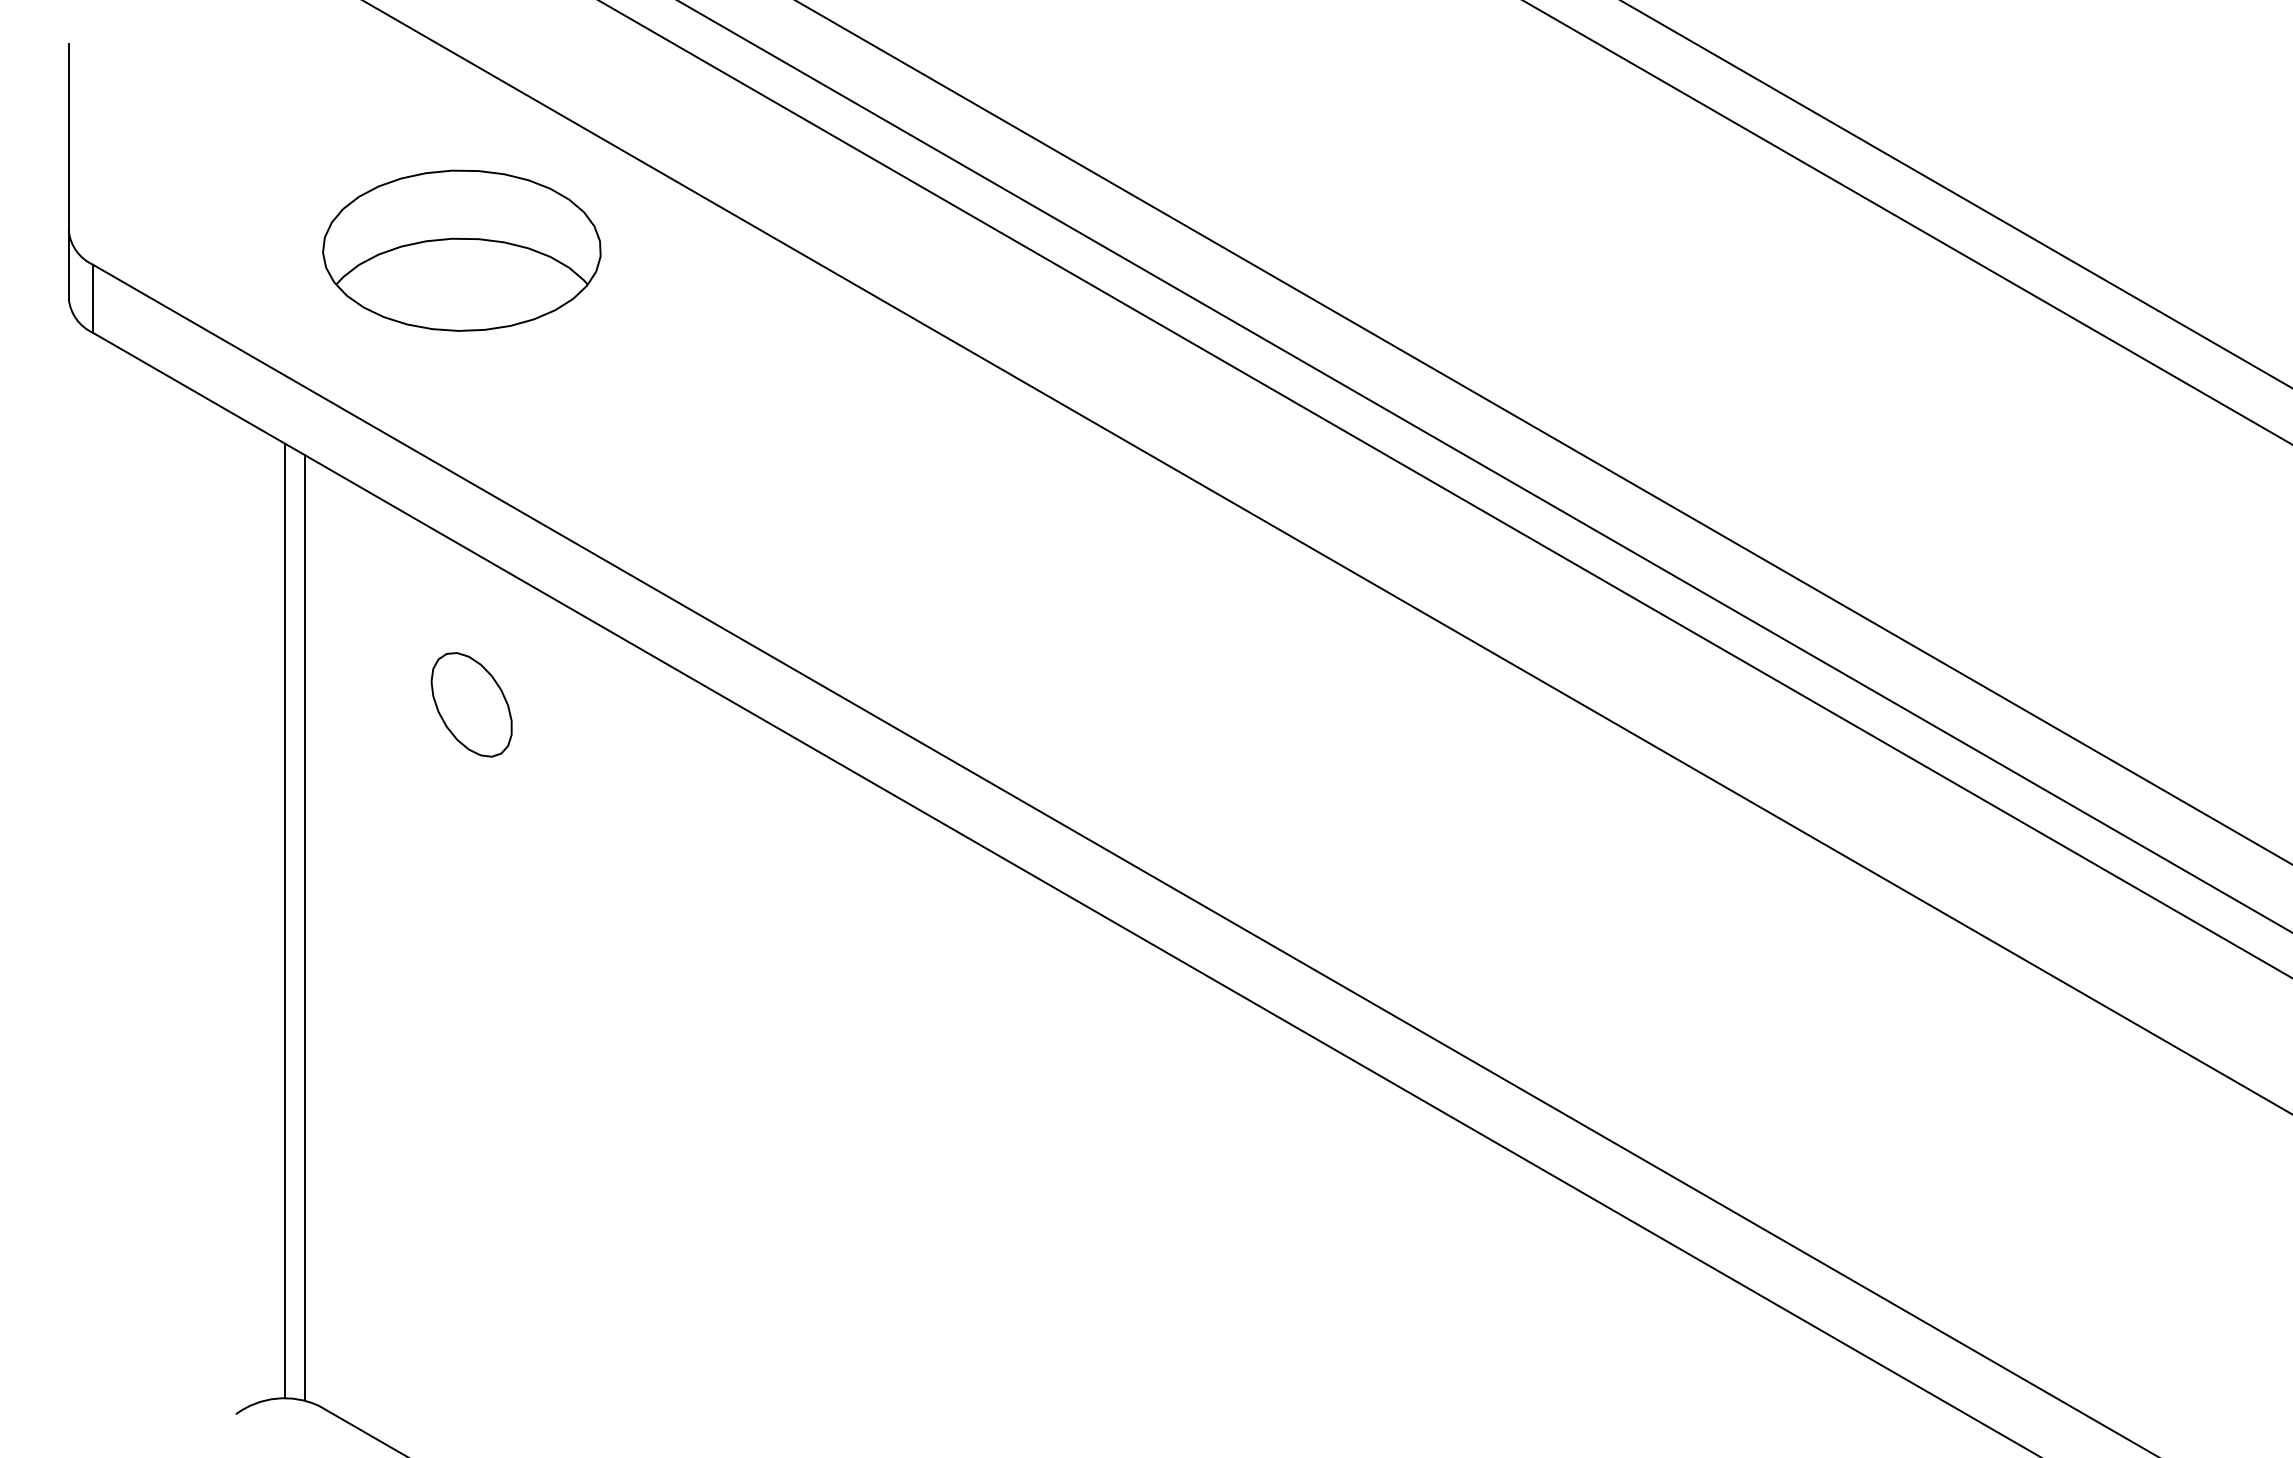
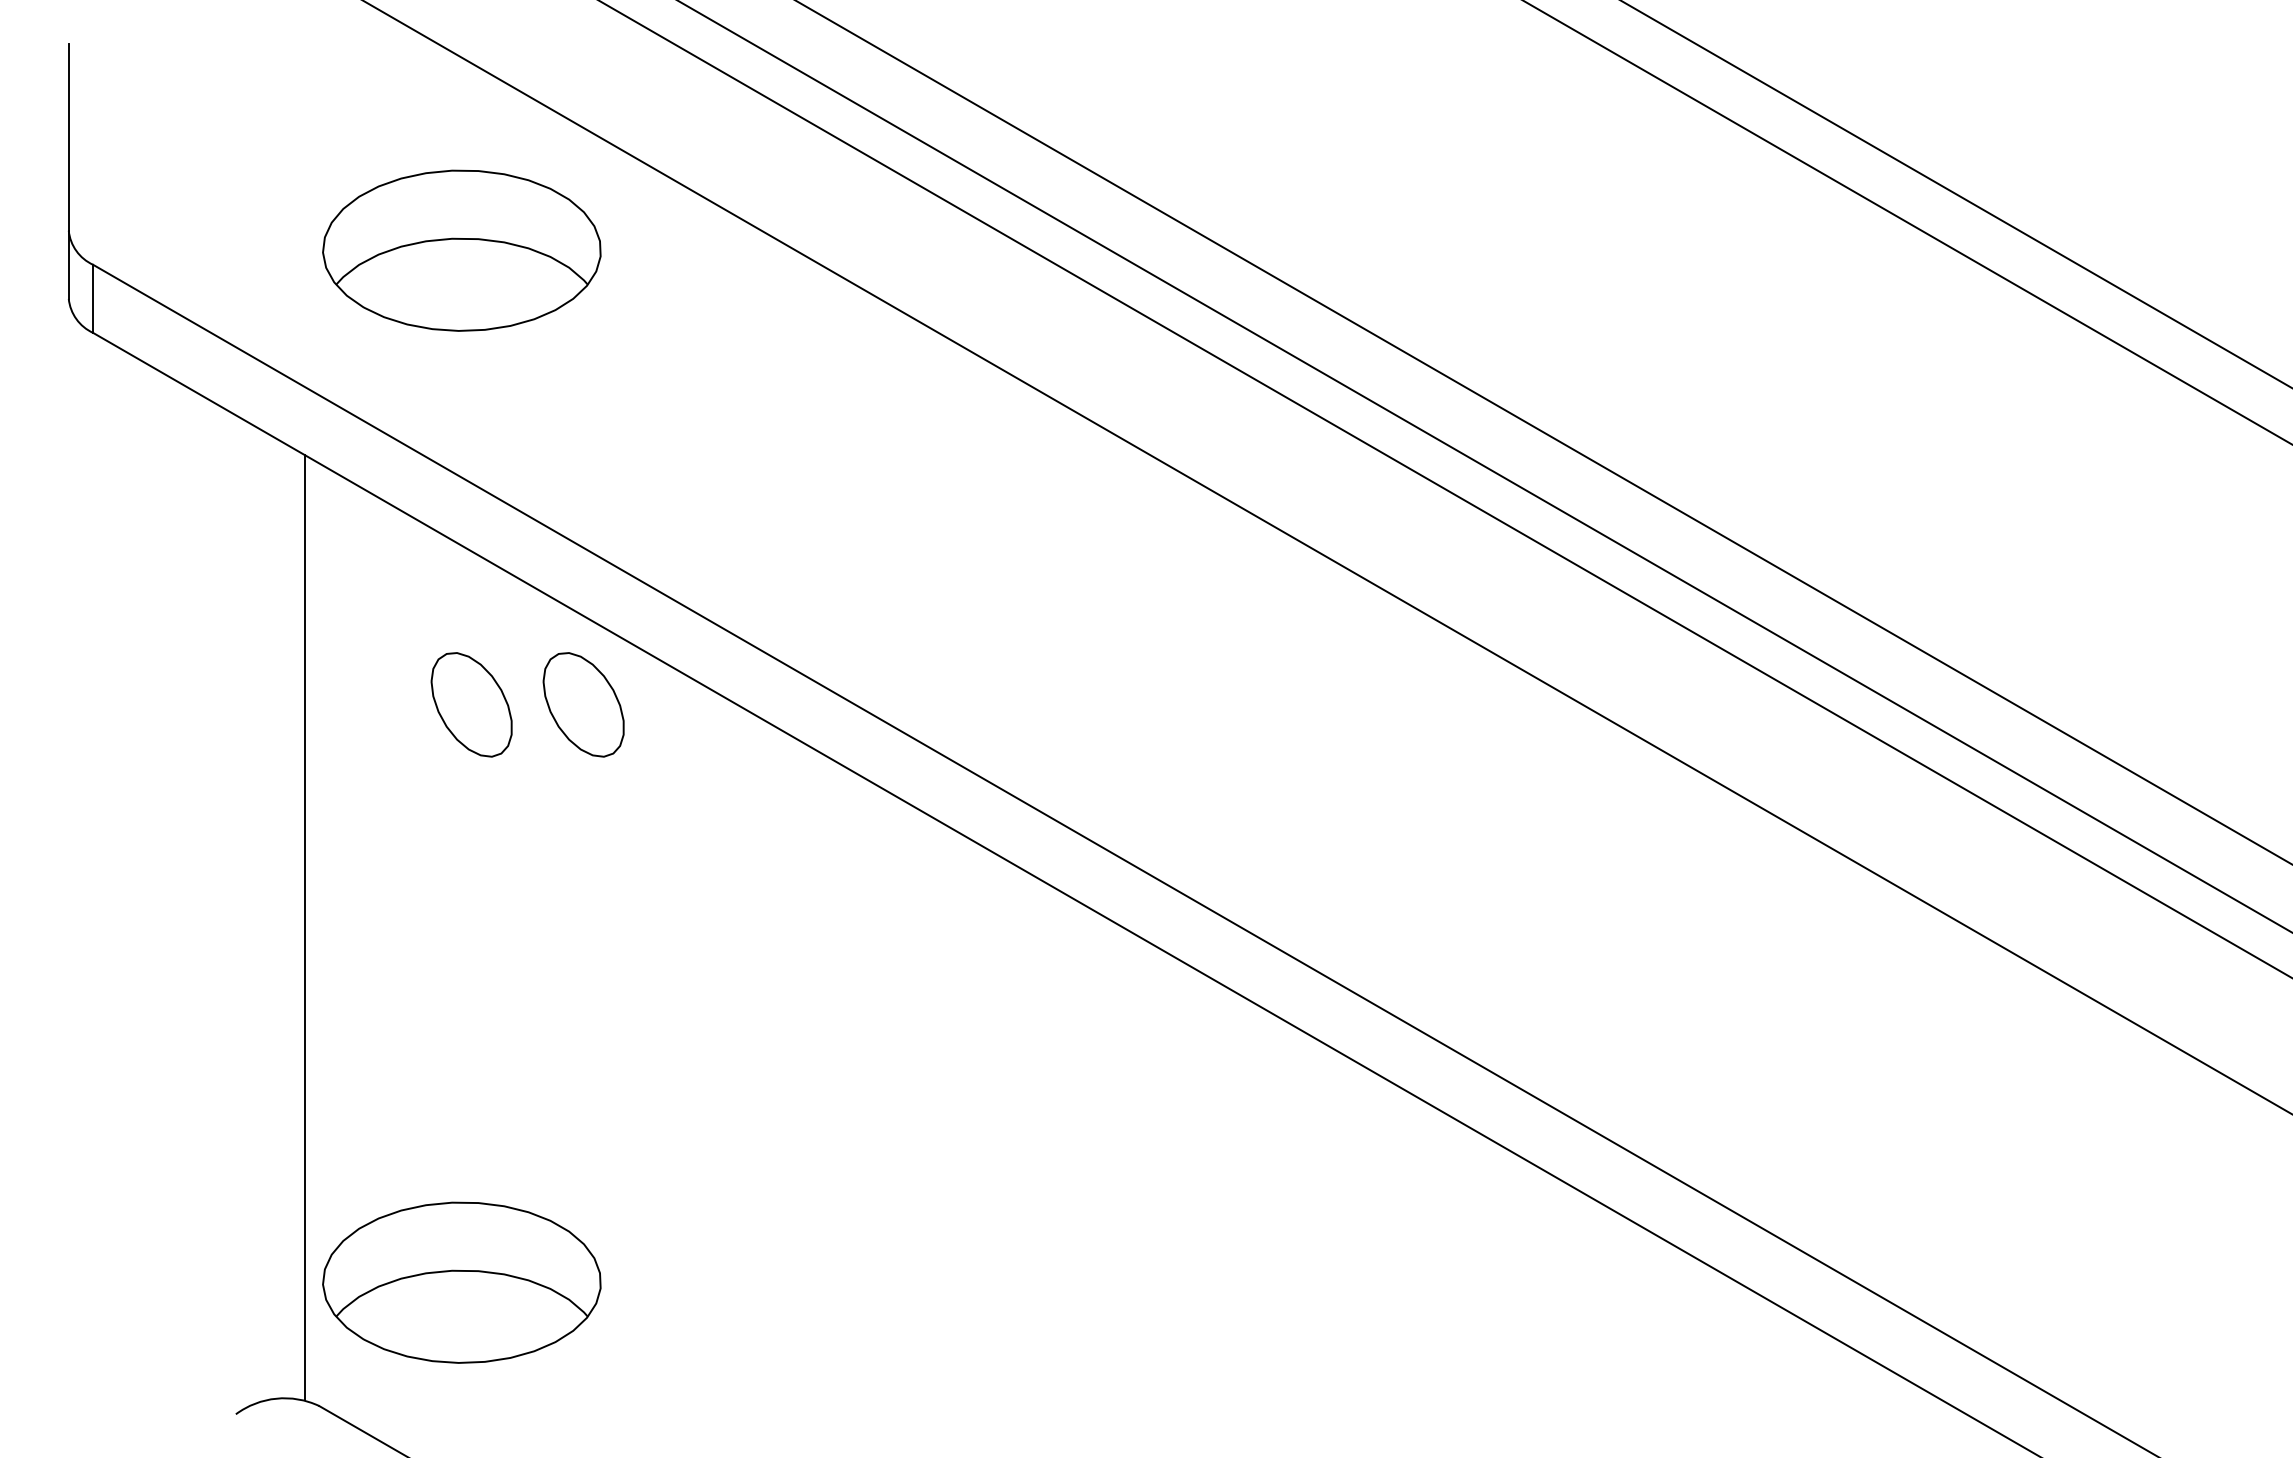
part: none -> present (583, 704)
line: present -> none (285, 920)
part: none -> present (461, 1282)
